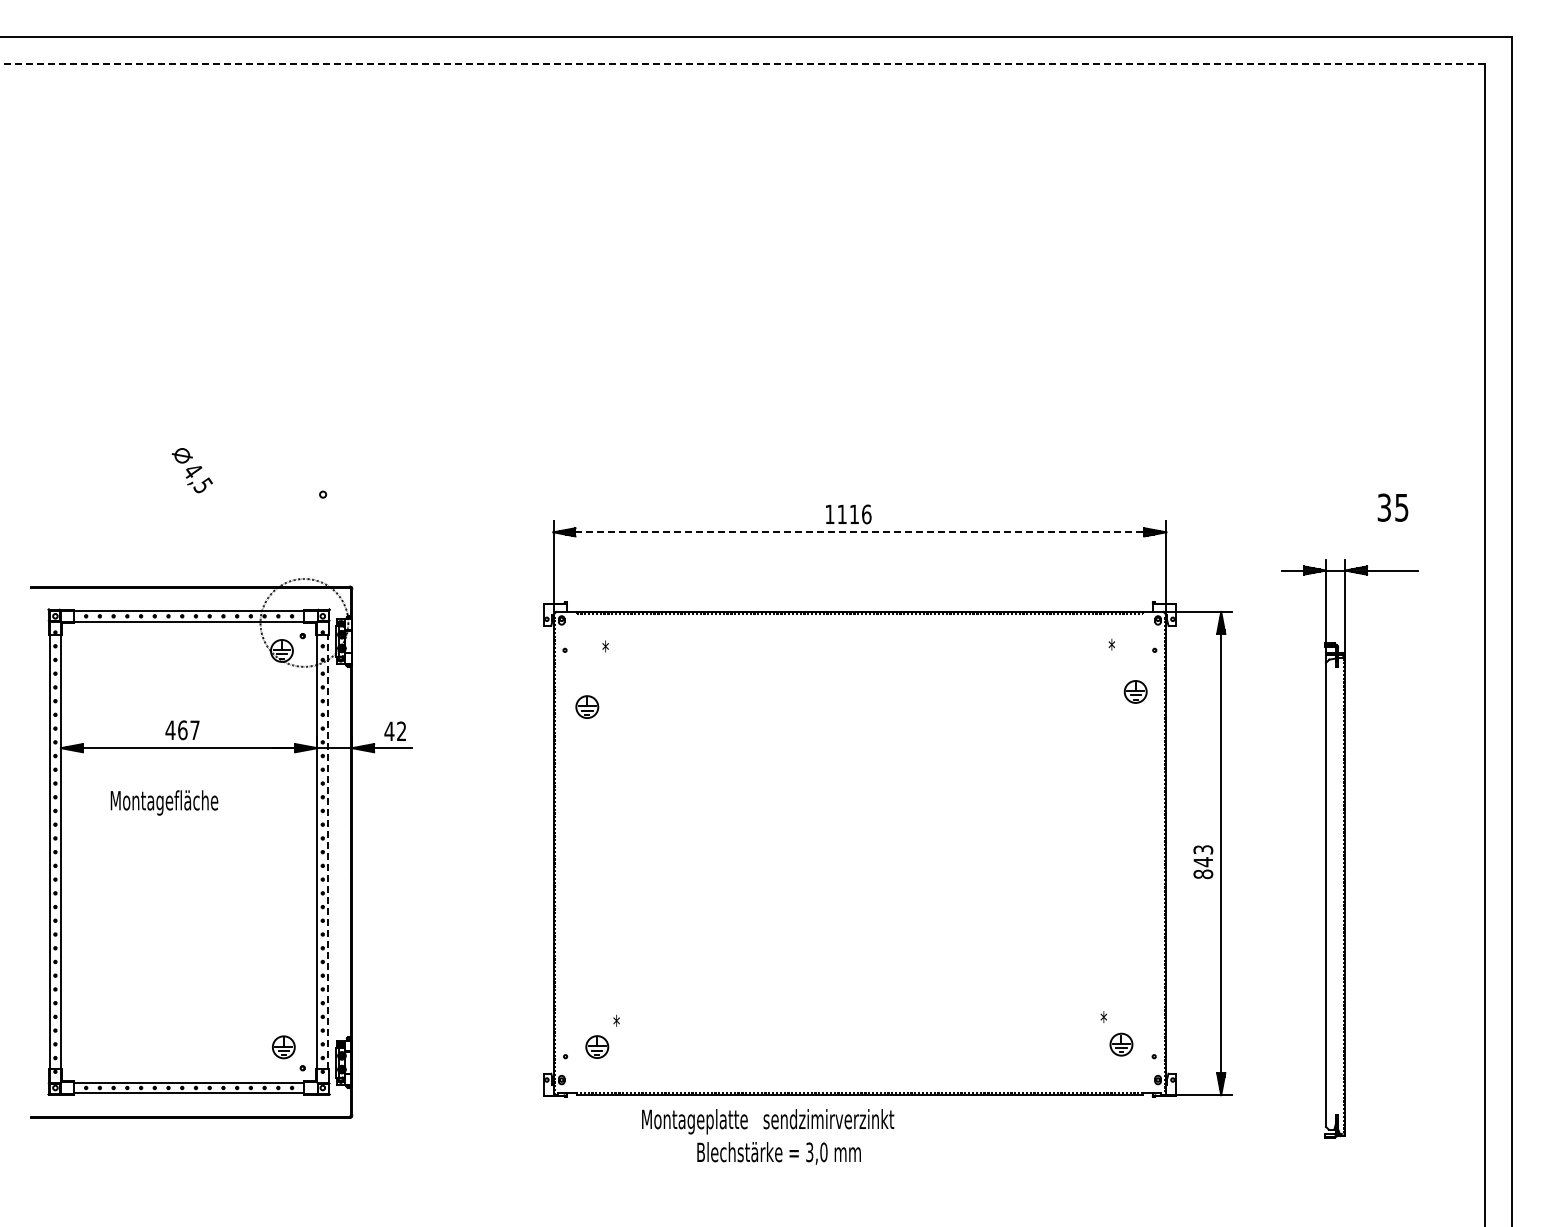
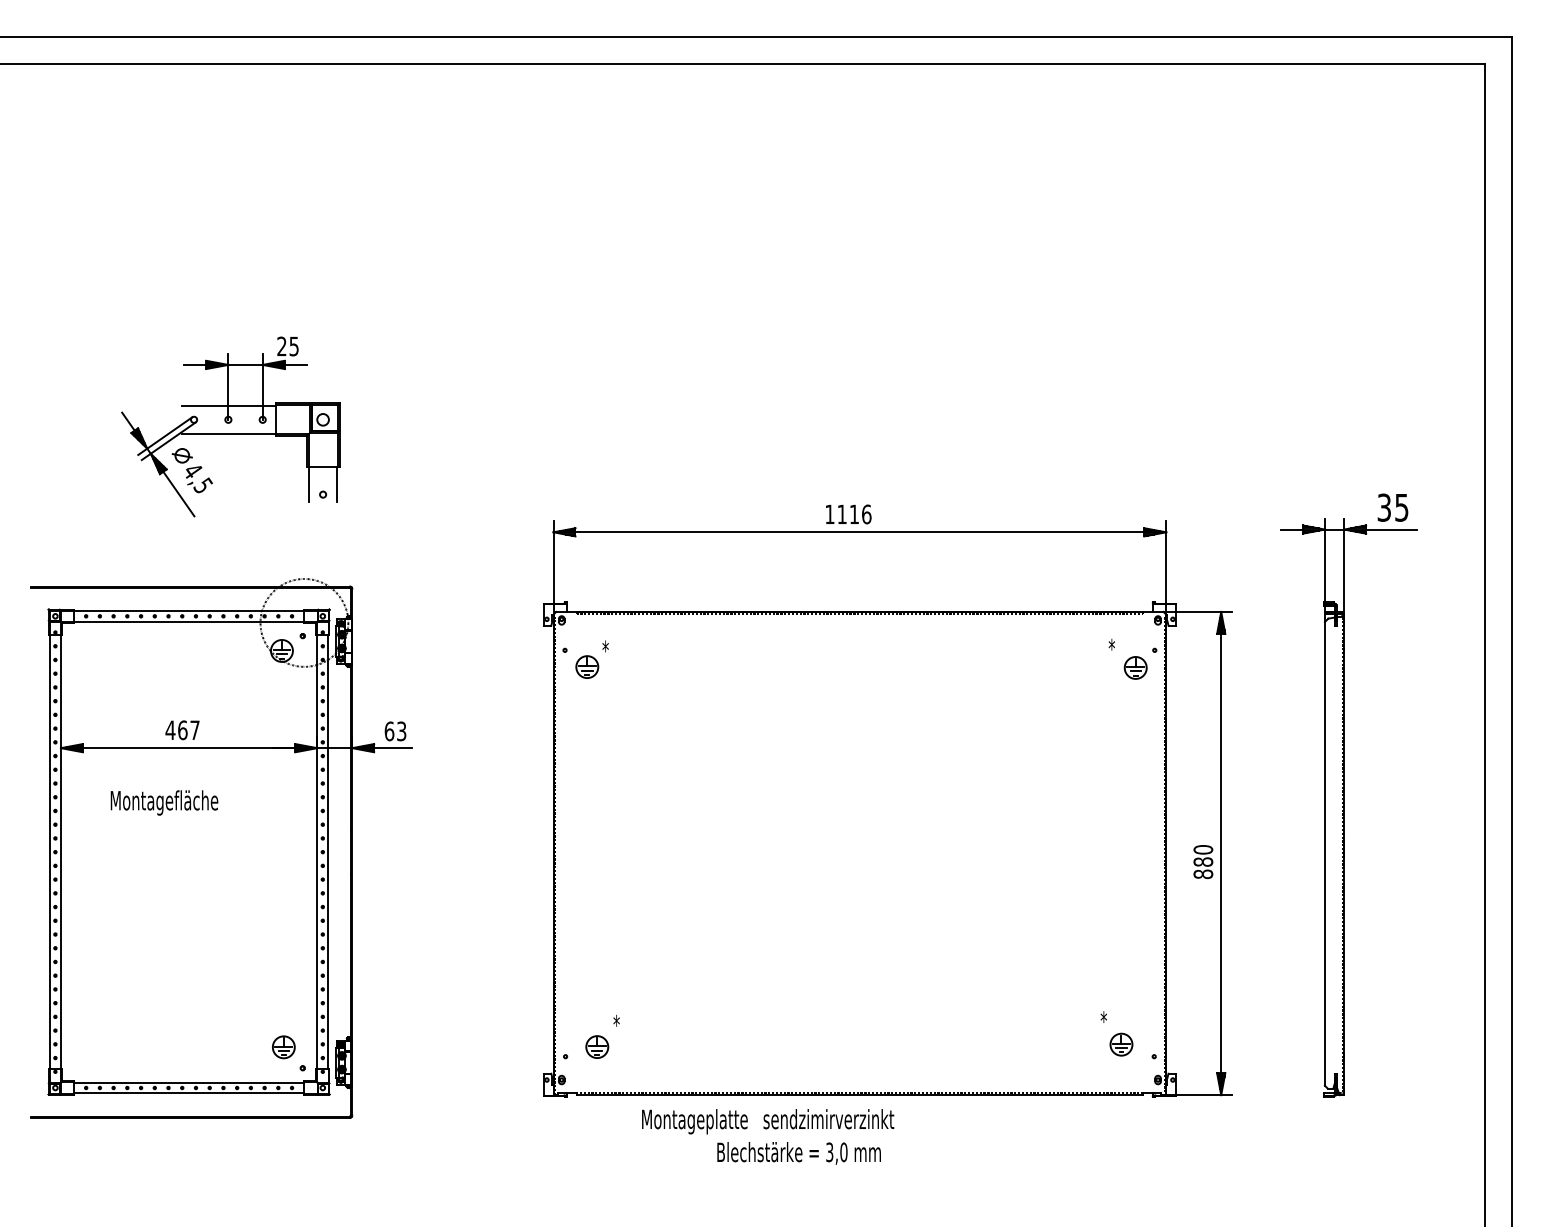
line: dashed -> solid (742, 64)
part: none -> present (230, 426)
line: dashed -> solid (860, 532)
part position: (1135, 691) -> (1135, 667) (1135, 667)
part position: (587, 706) -> (587, 666) (587, 666)
text: 42 -> 63 (395, 731)
part position: (1349, 848) -> (1348, 807) (1348, 807)
line: dashed -> solid (328, 851)
text: 843 -> 880 (1203, 856)
text position: (778, 1153) -> (798, 1153) (798, 1153)
